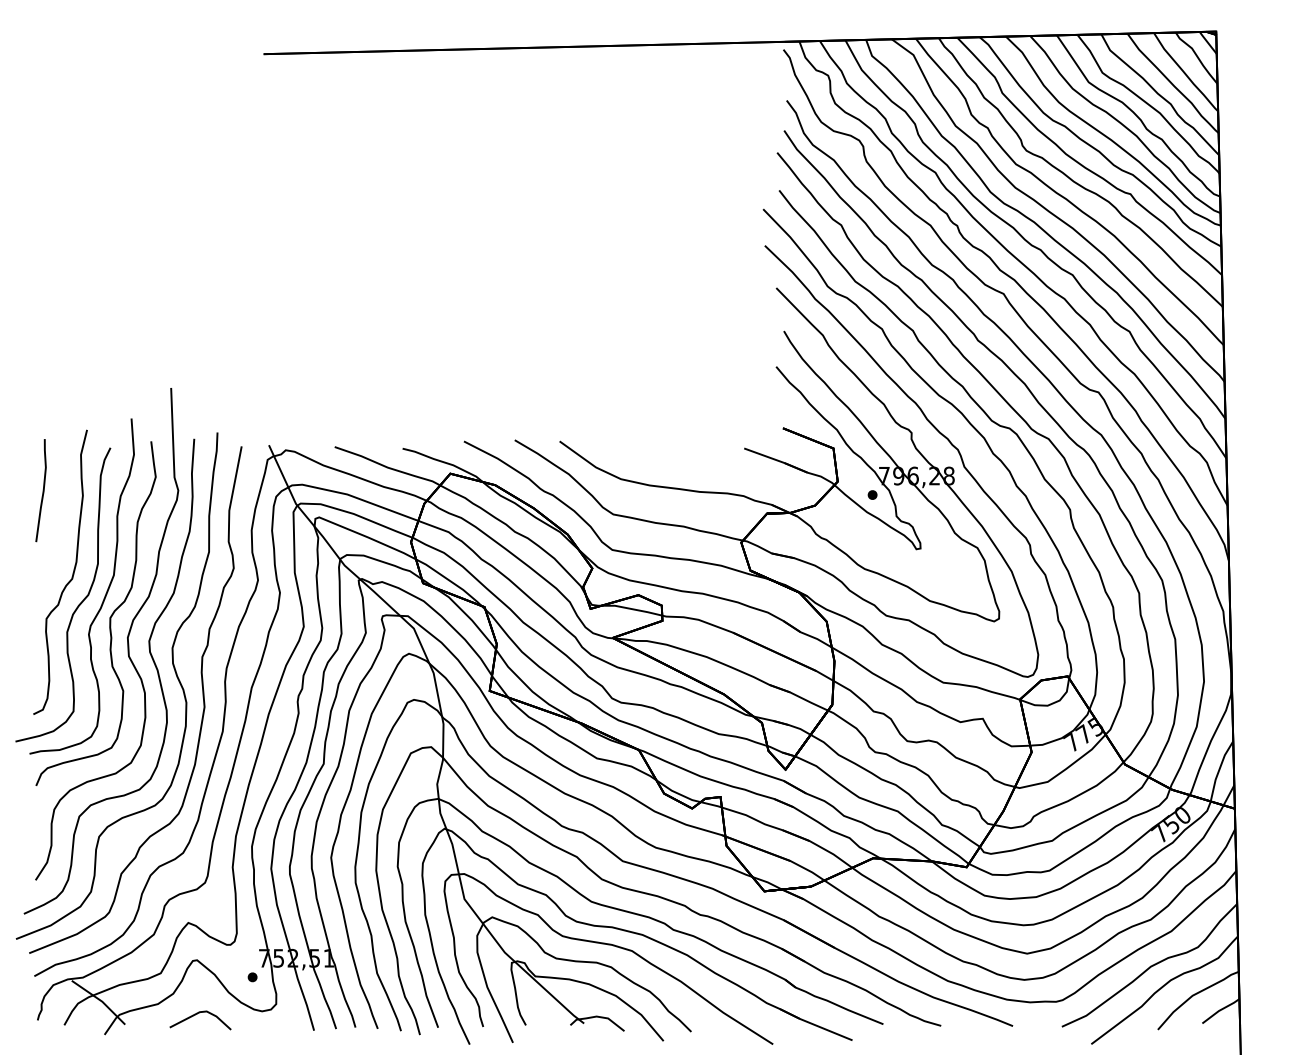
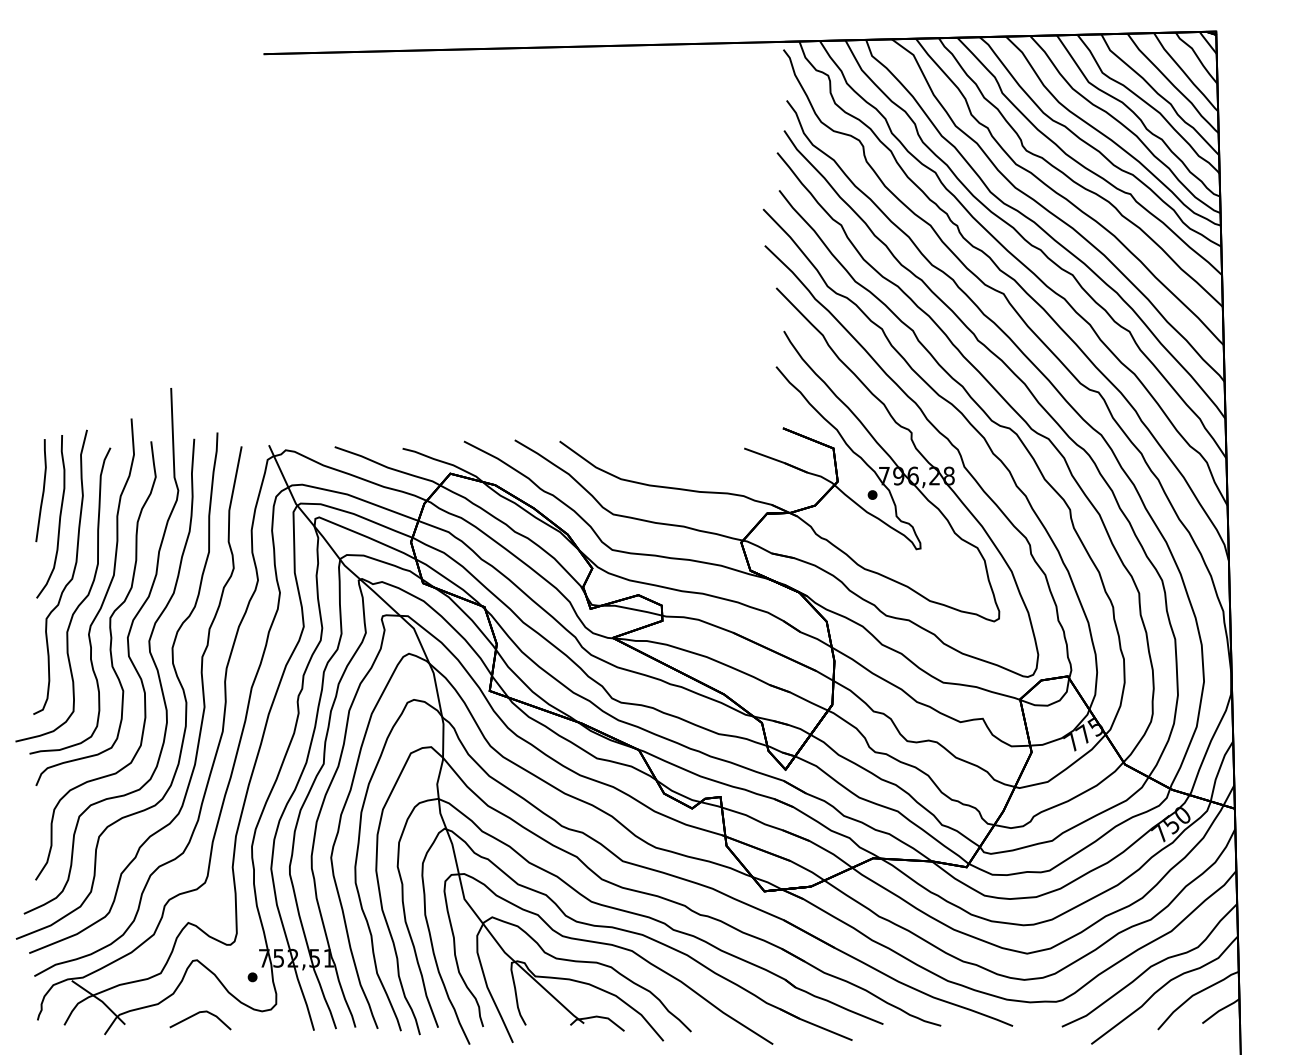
part: none -> present (59, 516)
